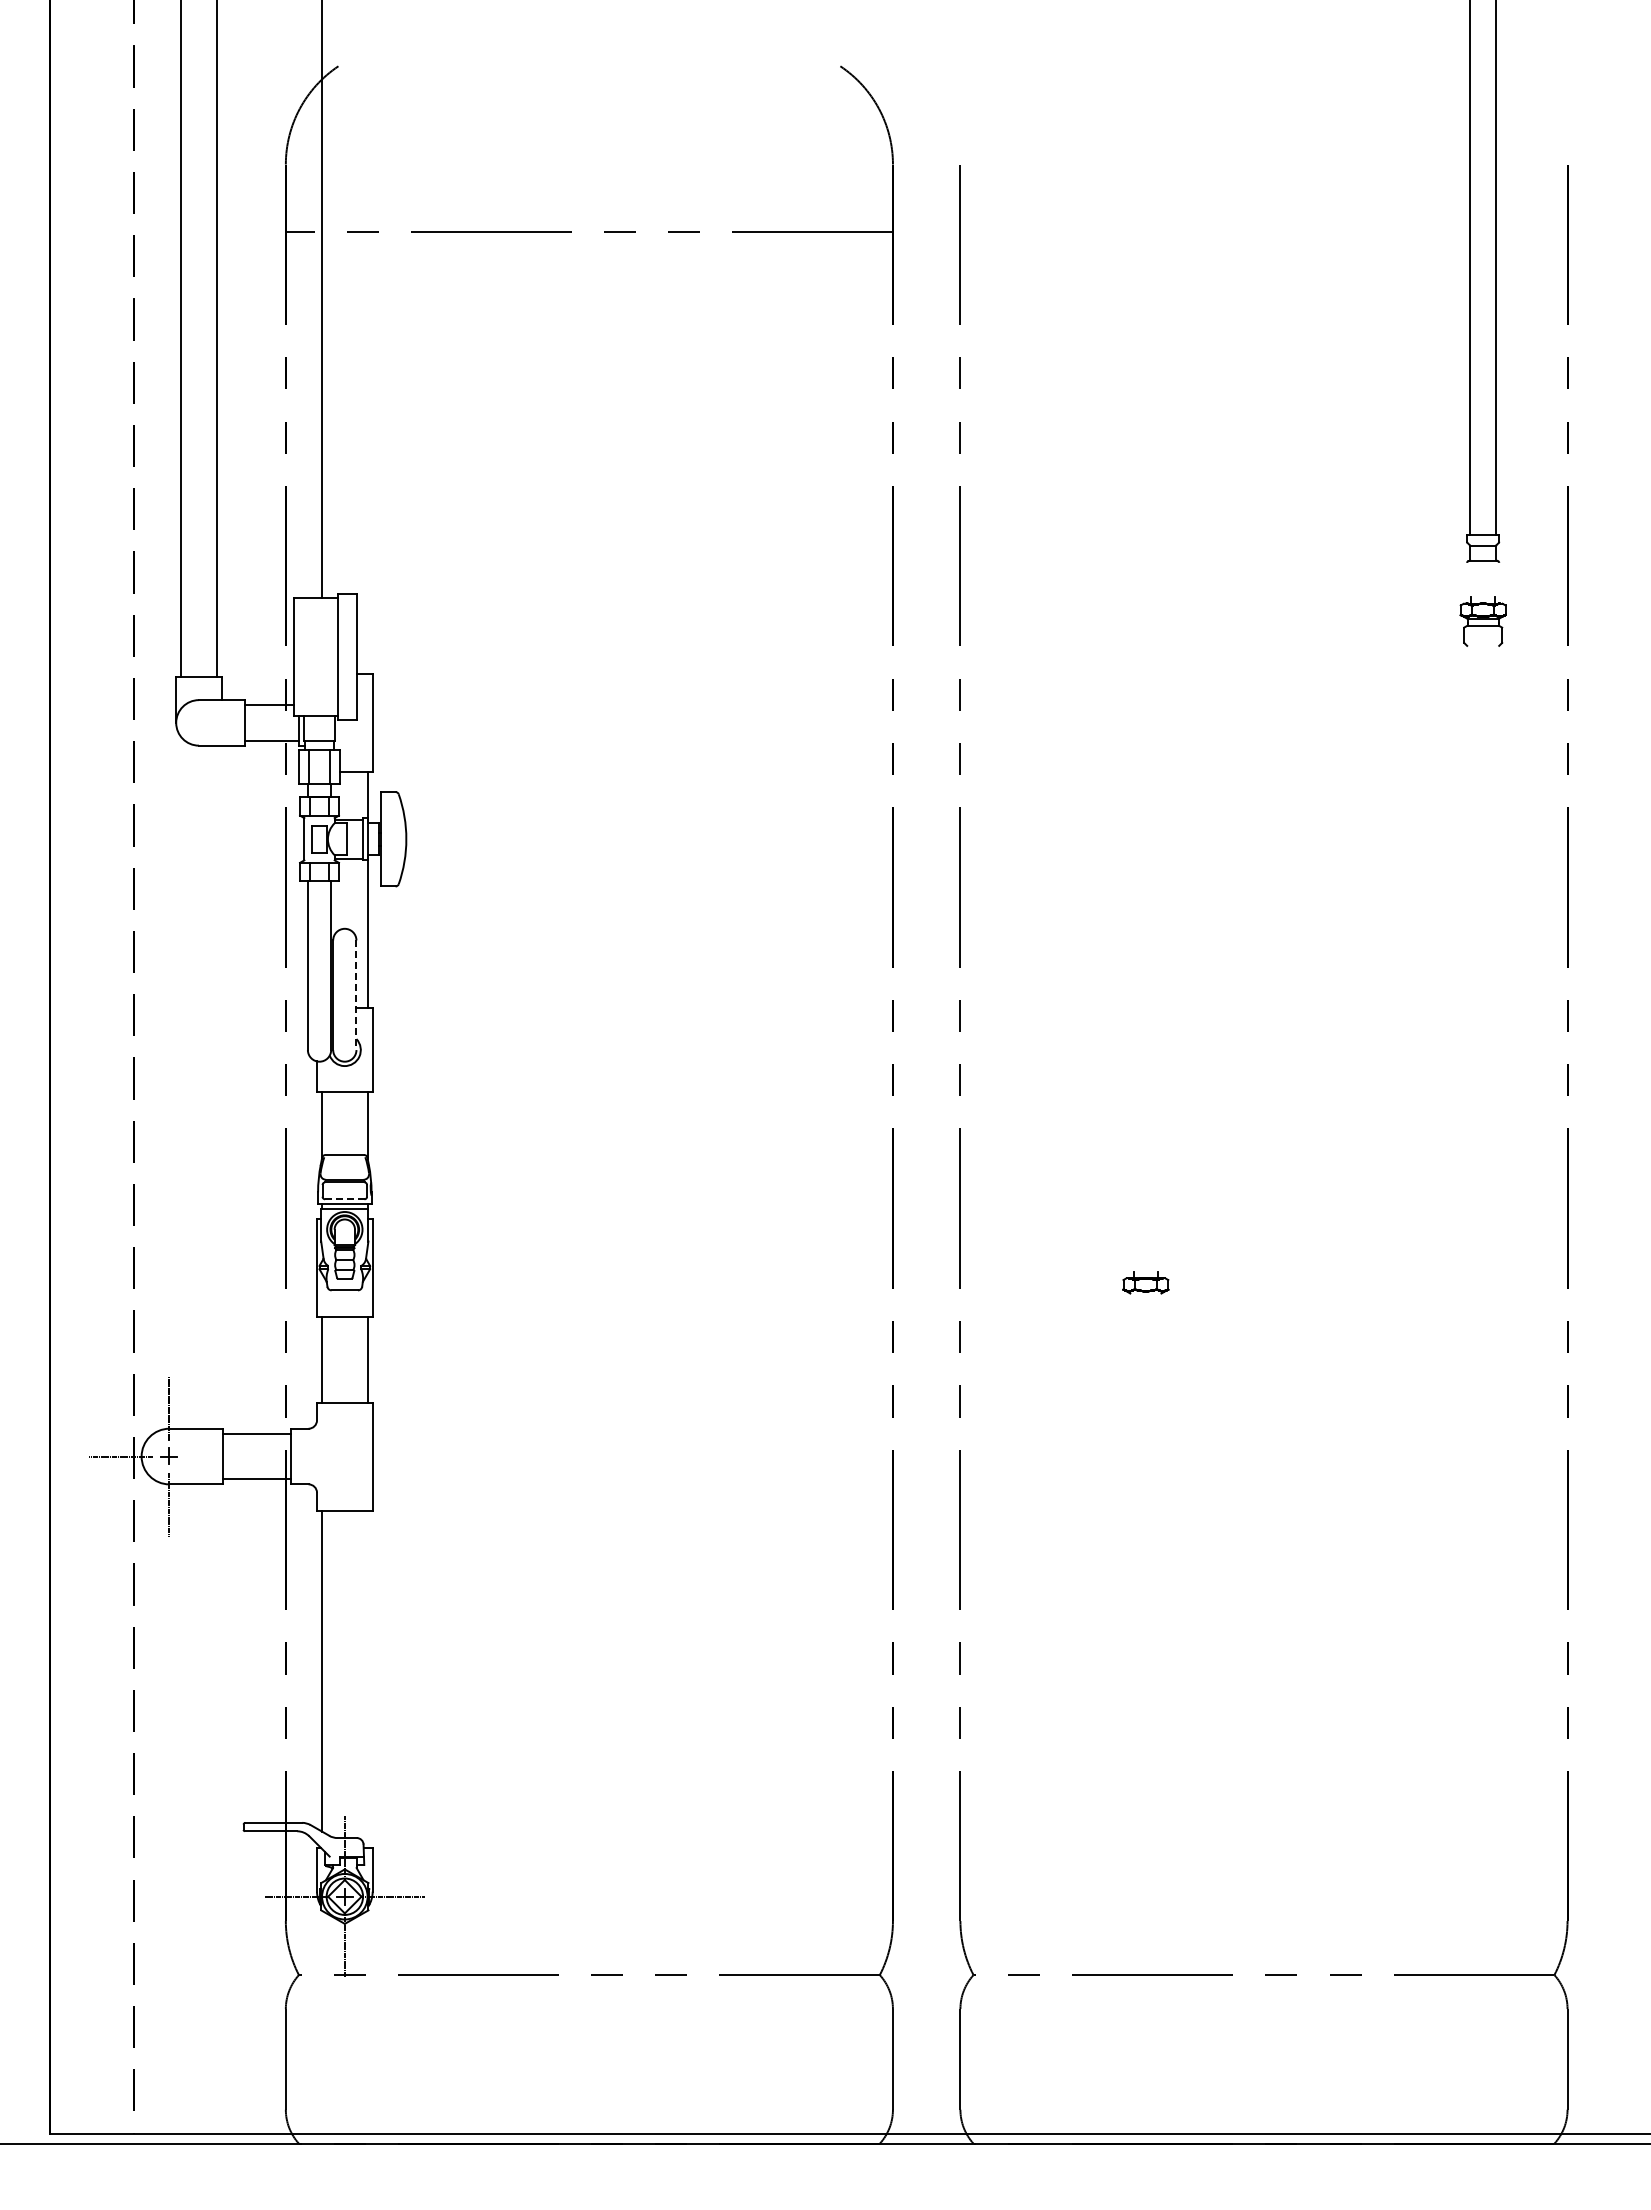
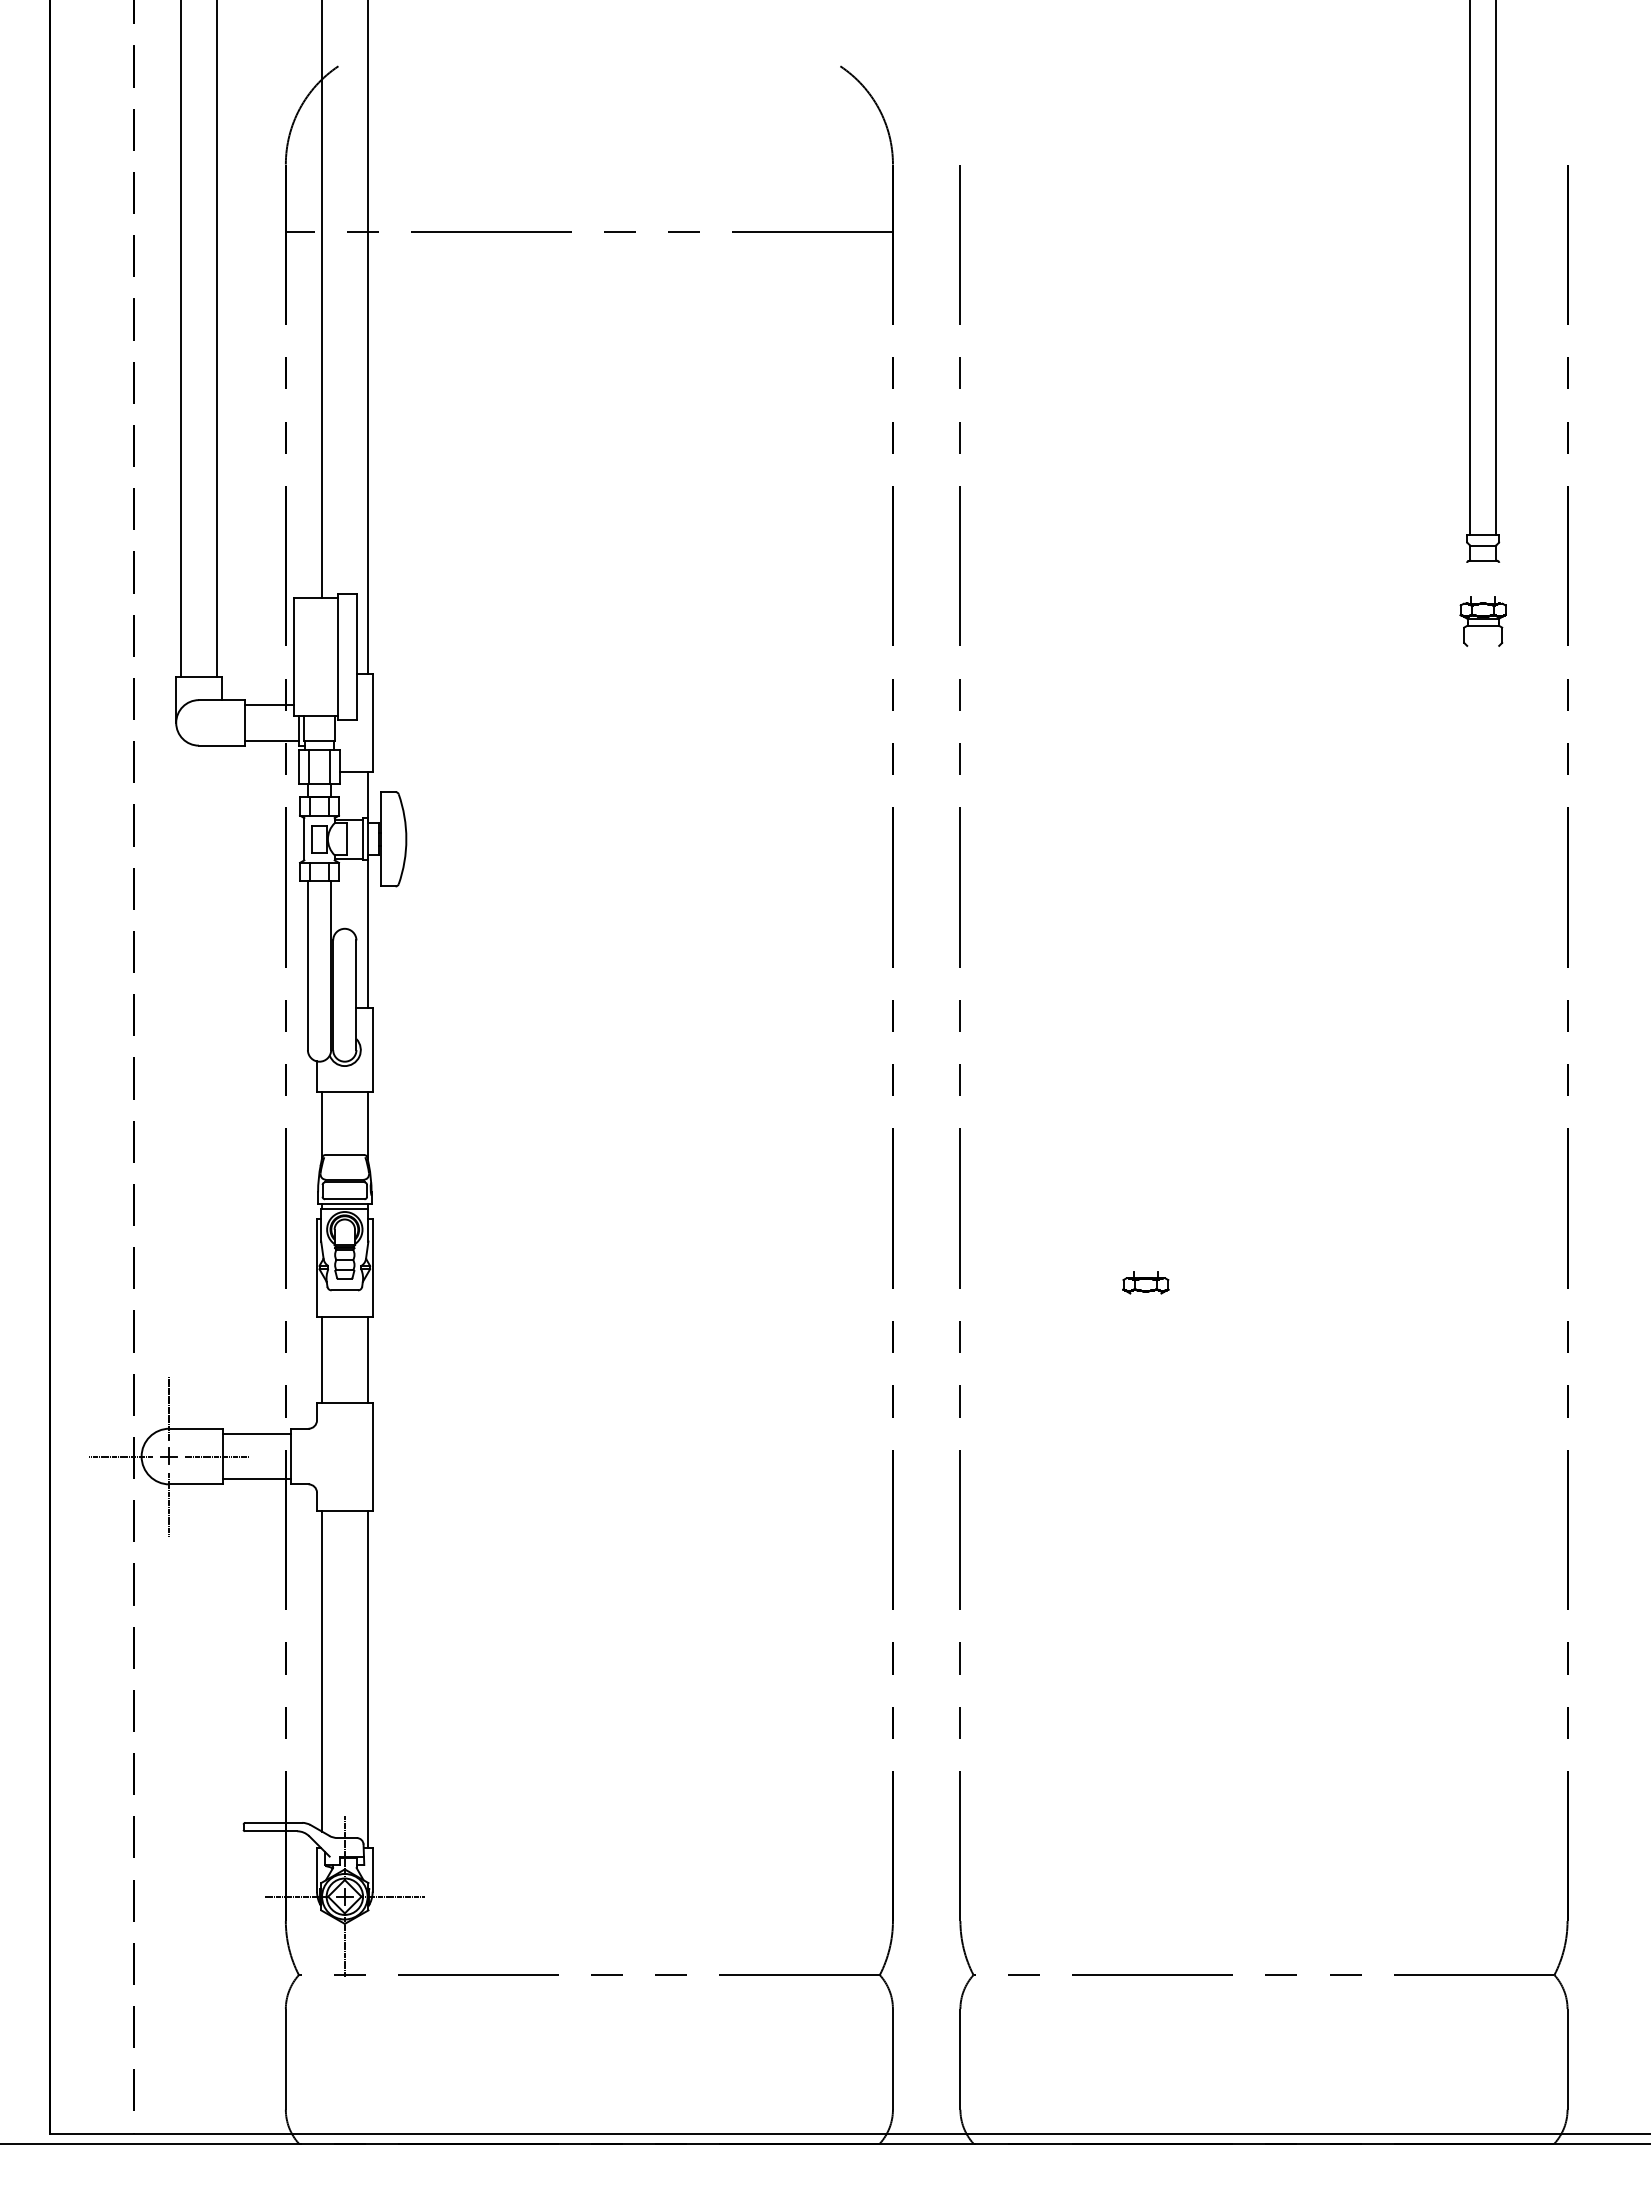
line: none -> present (367, 338)
line: dashed -> solid (356, 995)
line: dashed -> solid (344, 1199)
line: none -> present (217, 1456)
line: none -> present (367, 1678)
